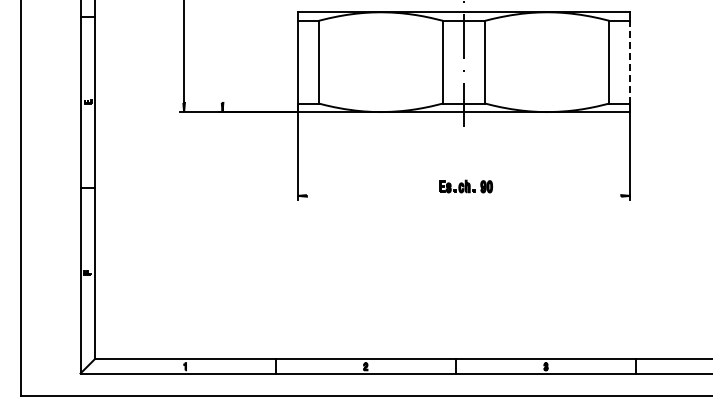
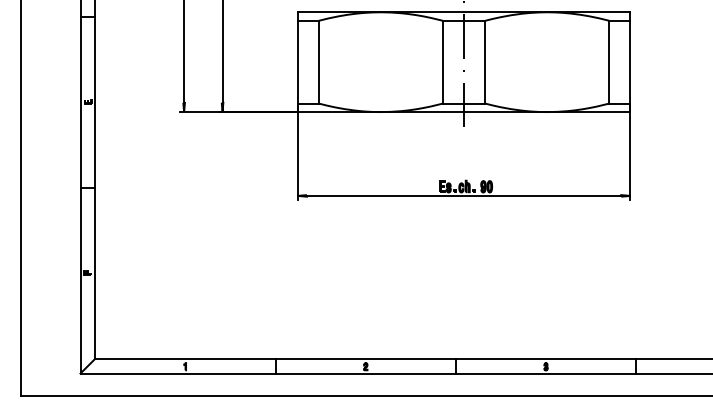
line: none -> present (222, 52)
line: dashed -> solid (630, 61)
line: none -> present (463, 195)
